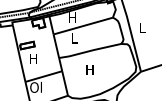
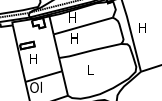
text: L -> H (142, 27)
text: L -> H (74, 38)
text: H -> L (89, 69)
